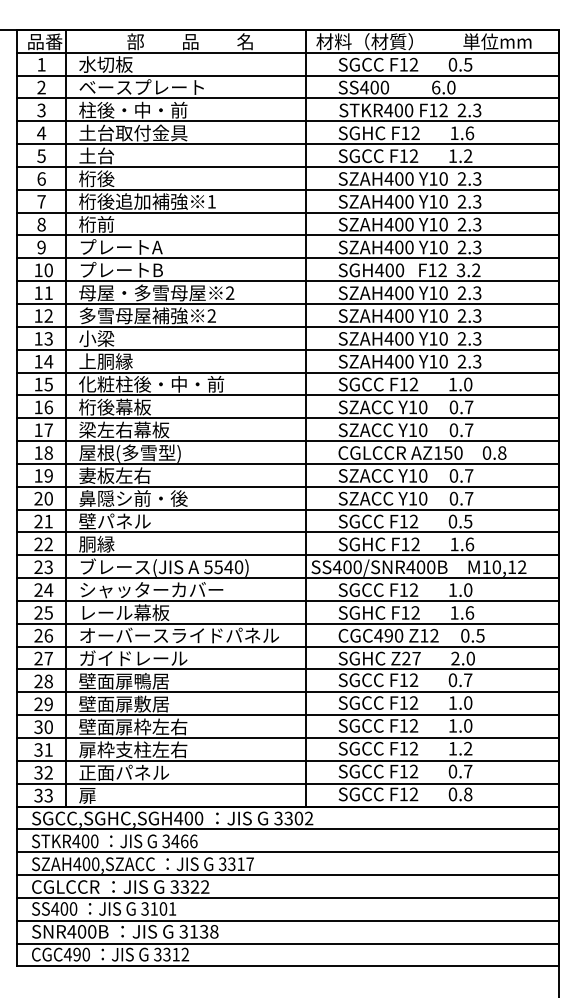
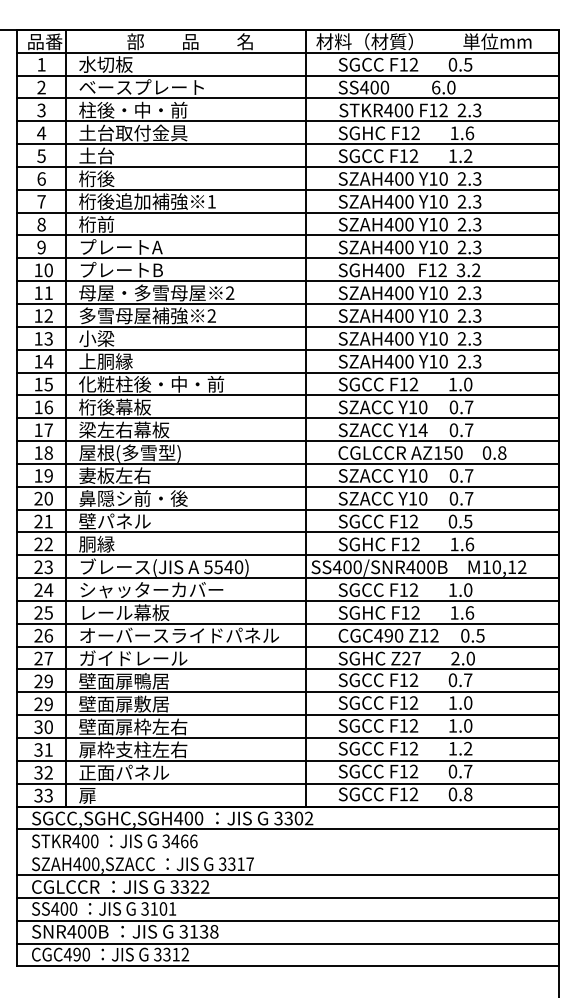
text: Y10 -> Y14 (422, 430)
text: 28 -> 29 (48, 681)
line: present -> none (287, 852)
